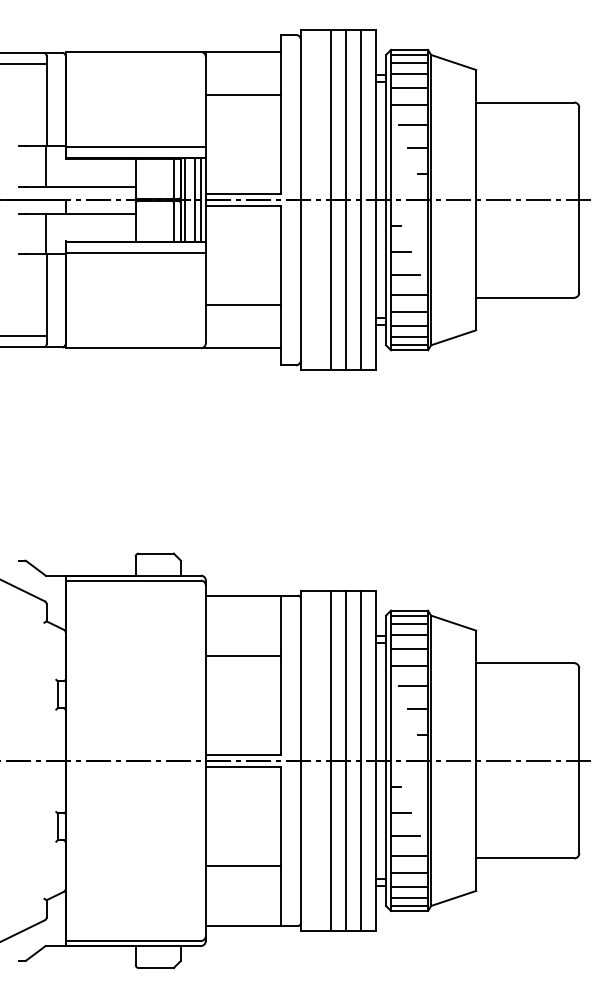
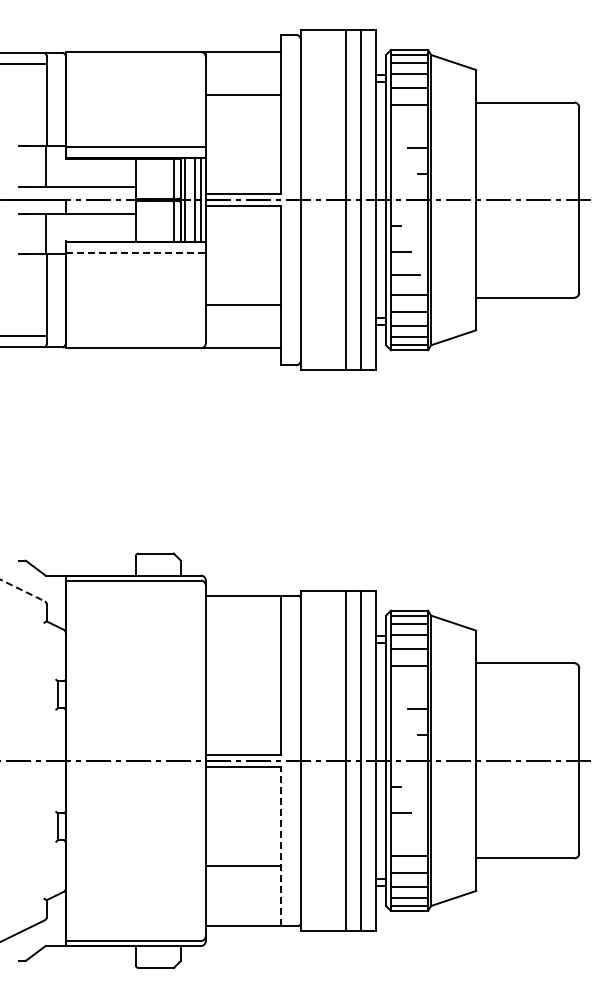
line: present -> none (413, 125)
line: present -> none (330, 199)
line: solid -> dashed (136, 253)
line: solid -> dashed (22, 590)
line: present -> none (242, 655)
line: present -> none (413, 685)
line: present -> none (330, 760)
line: present -> none (405, 835)
line: solid -> dashed (280, 846)
